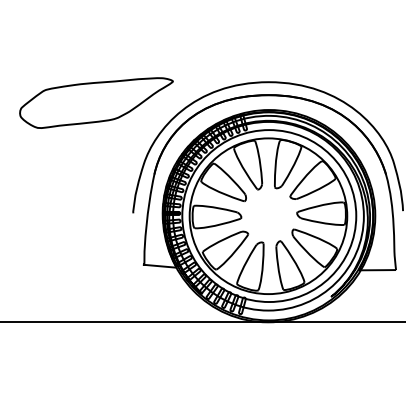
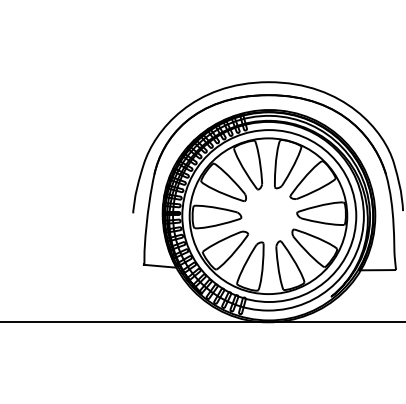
part: present -> none (96, 102)
